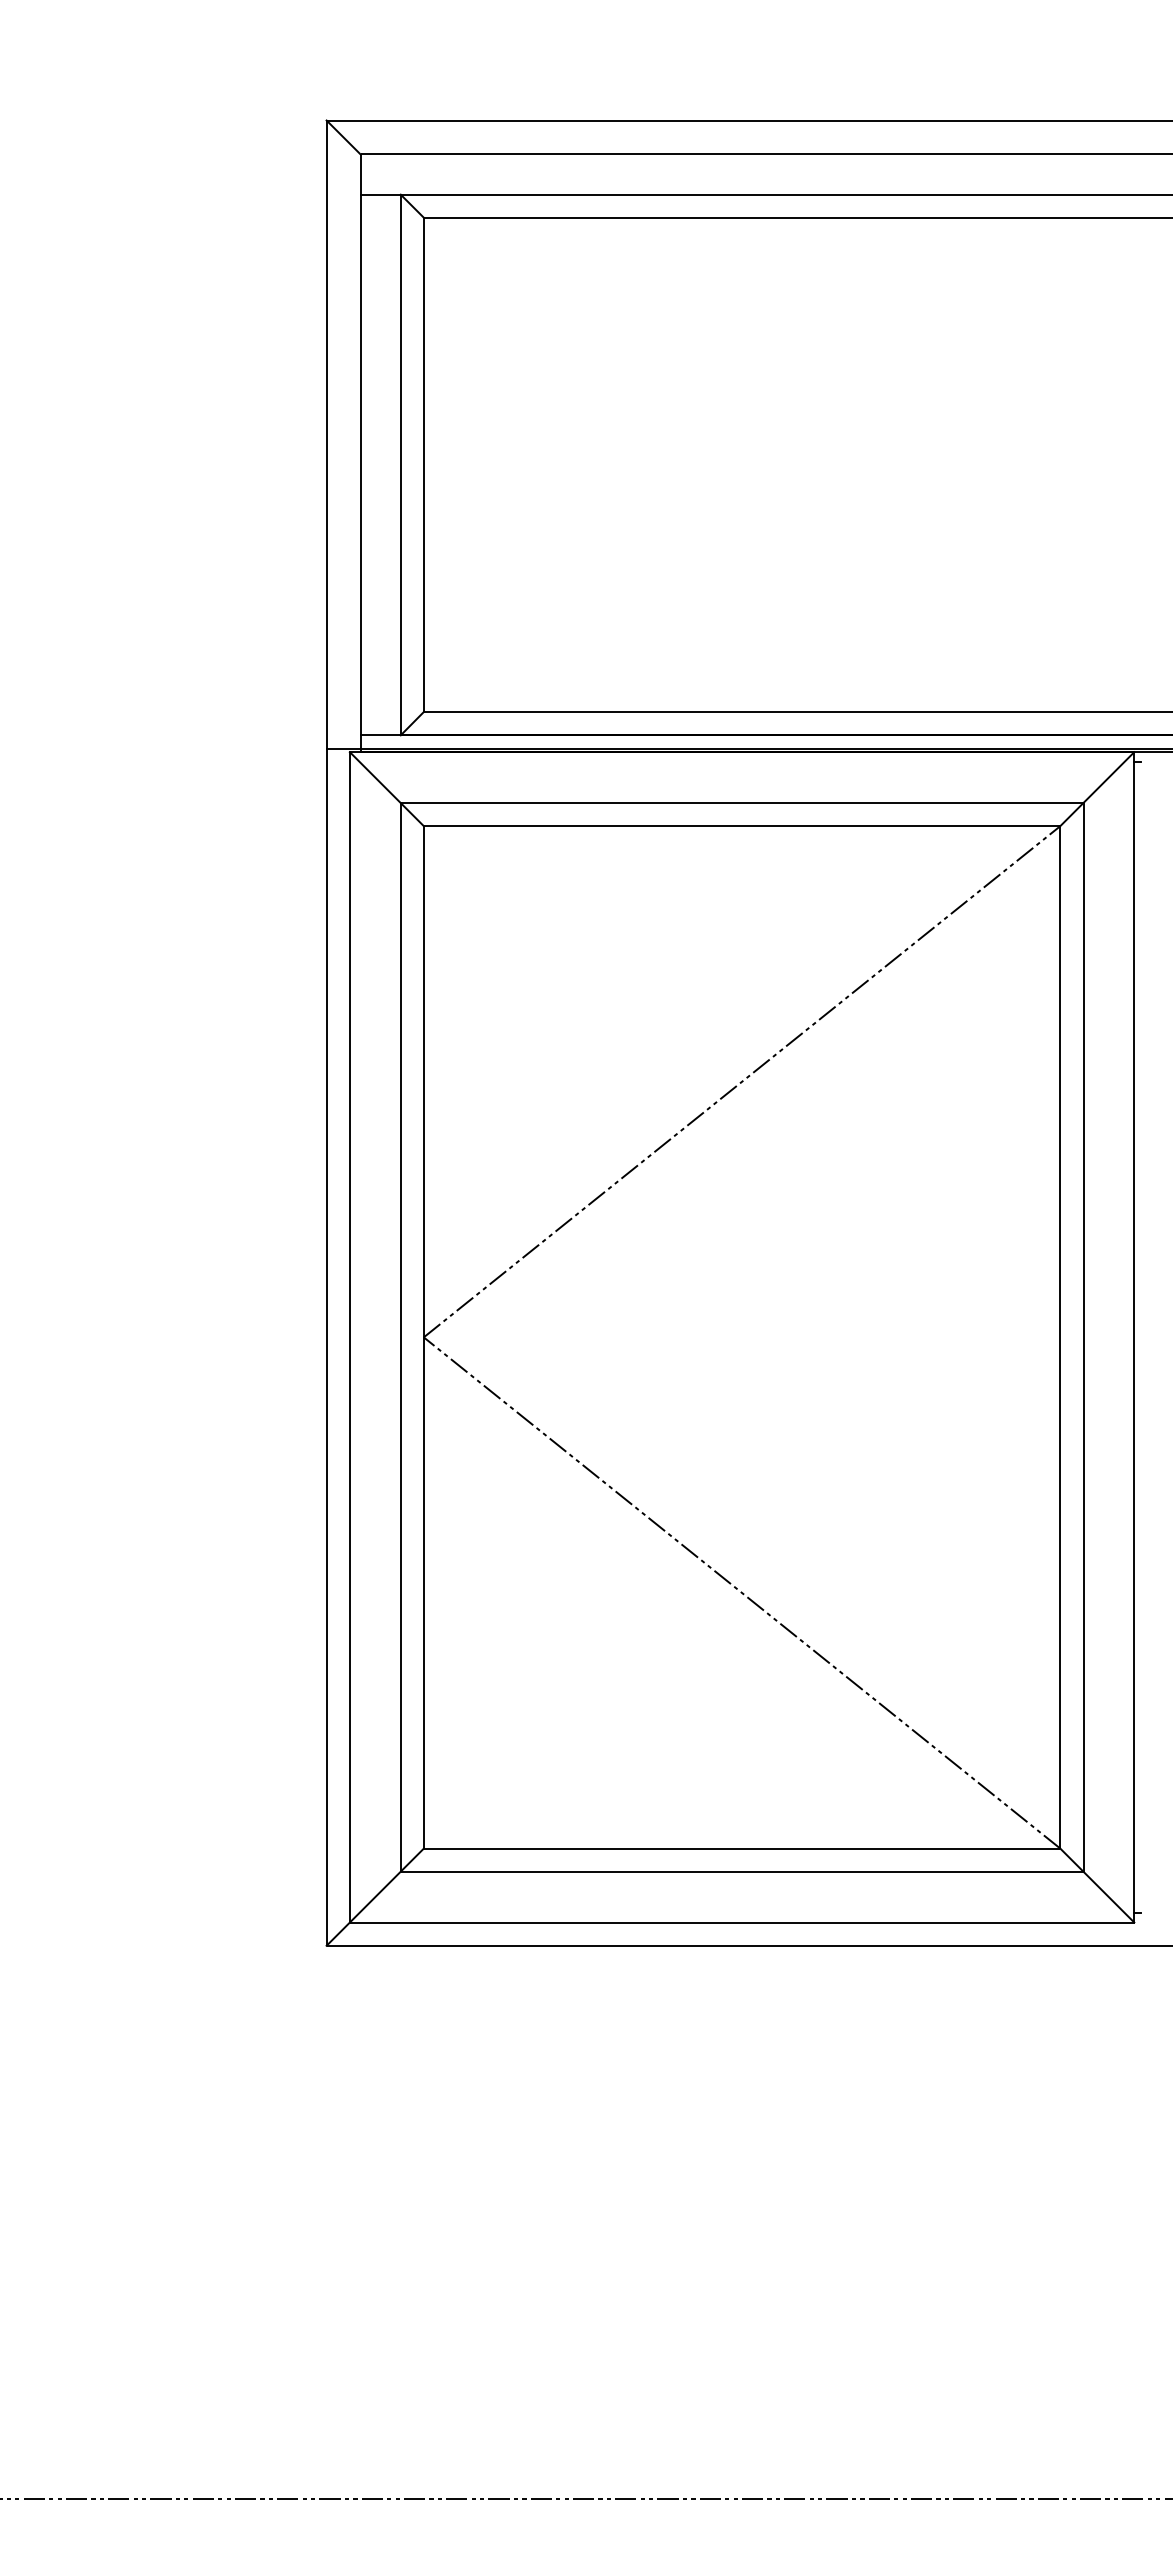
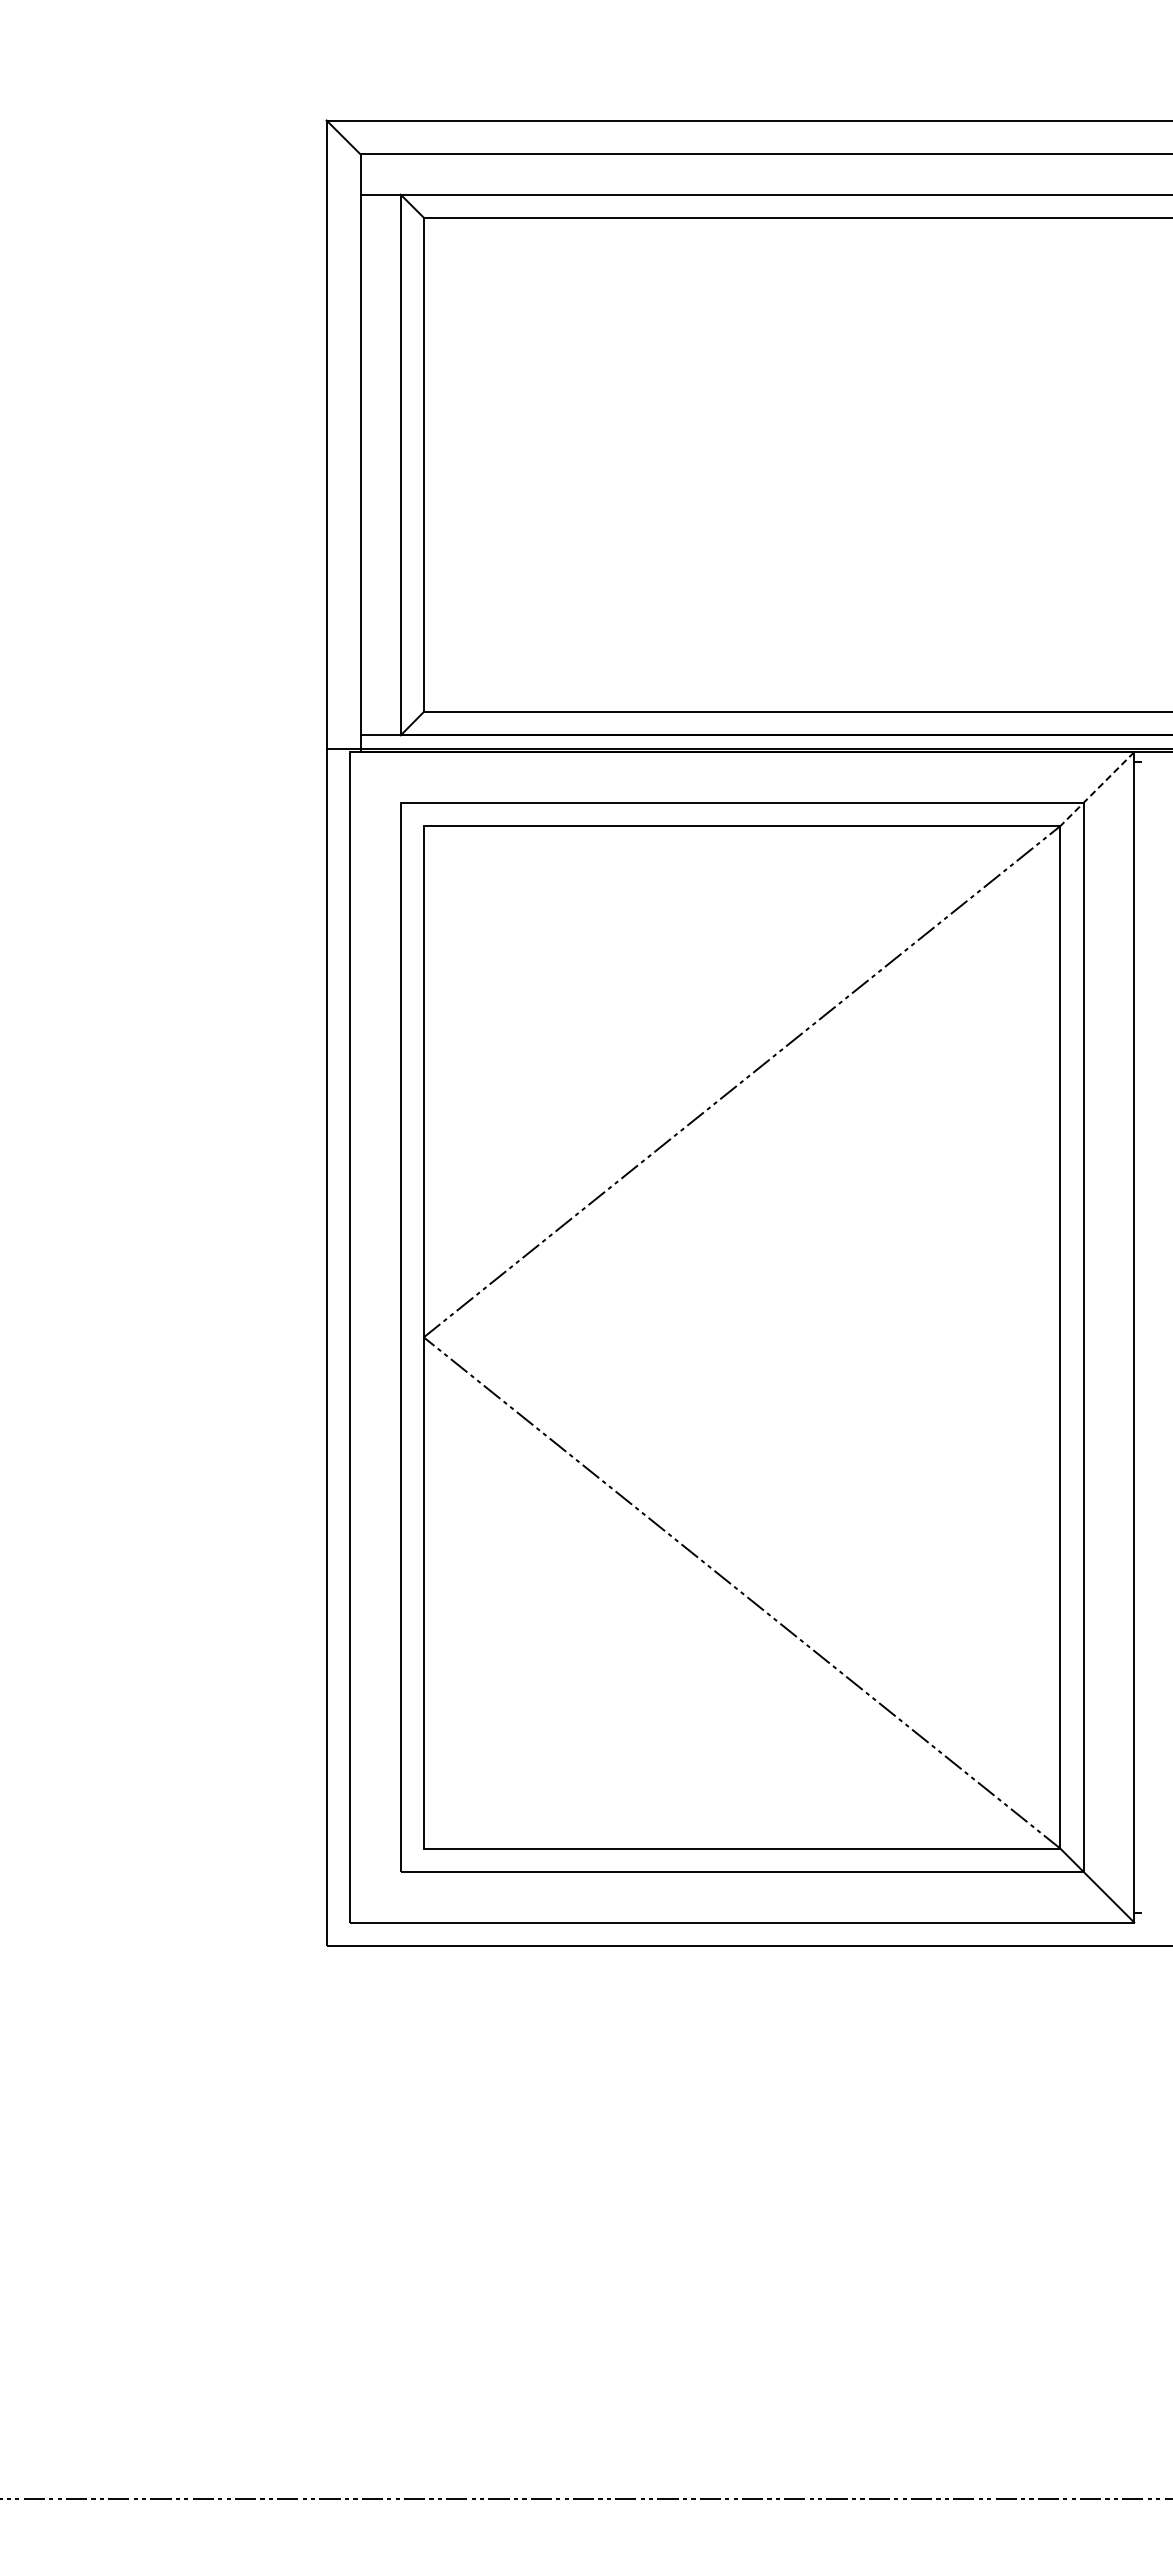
line: present -> none (386, 789)
line: solid -> dashed (1096, 789)
line: present -> none (374, 1896)
